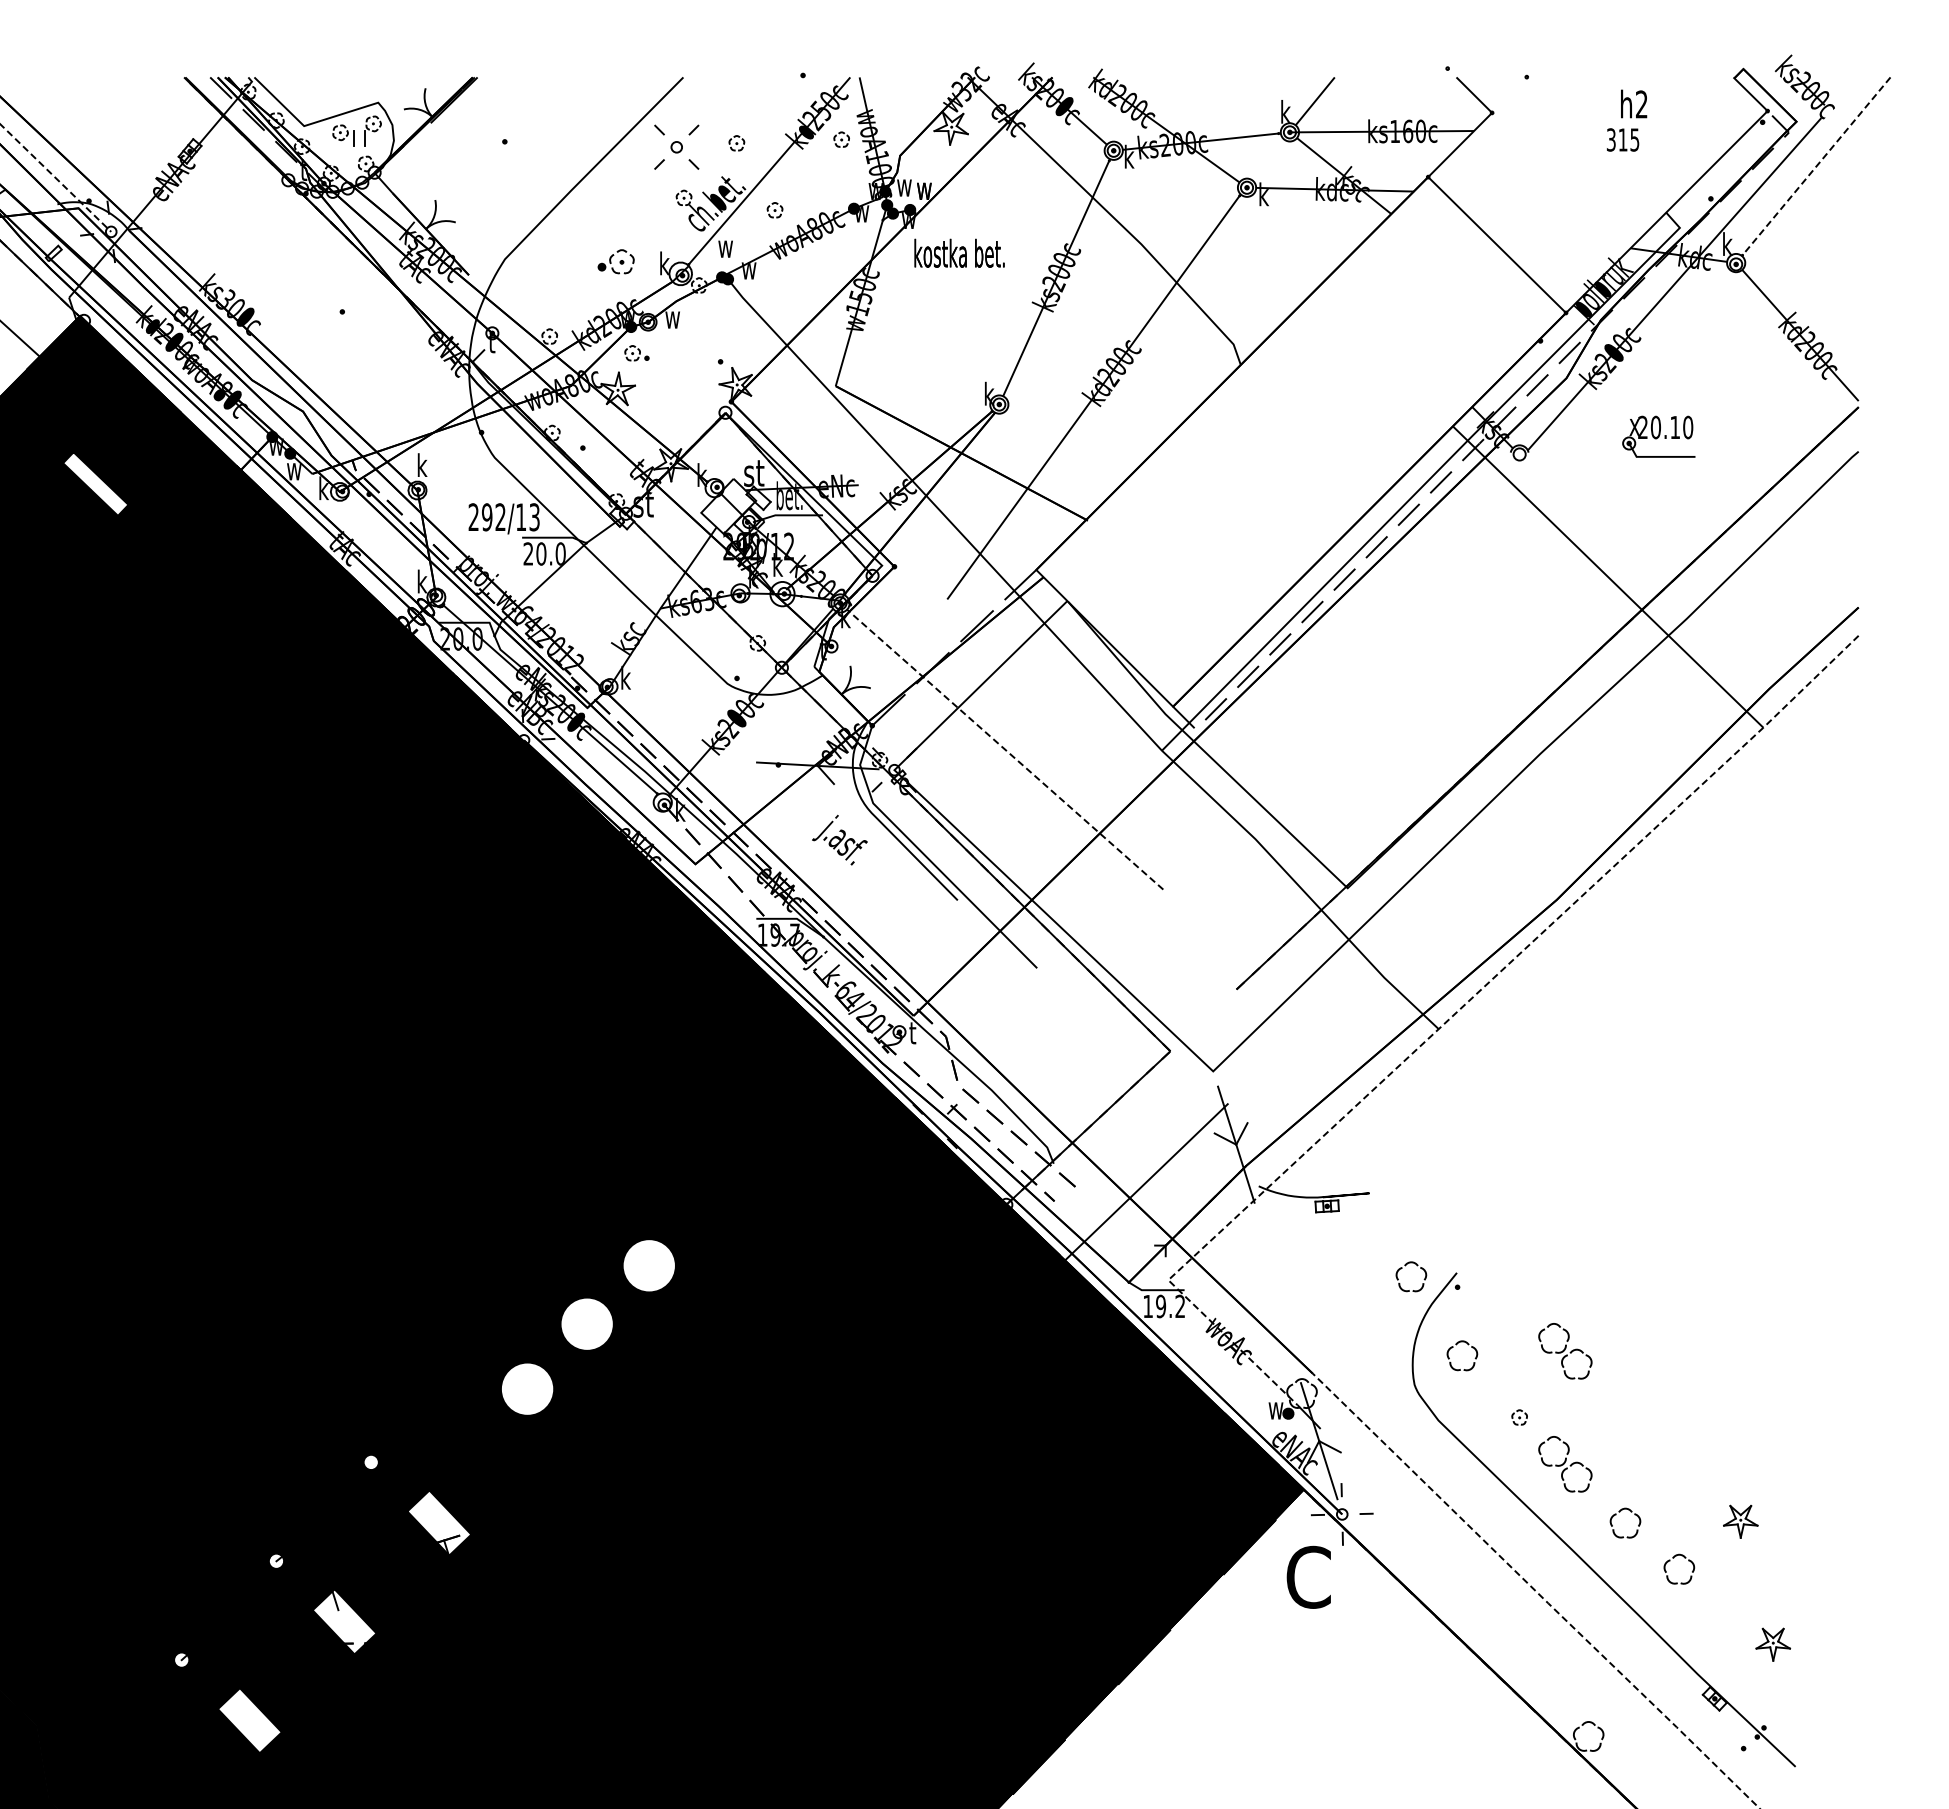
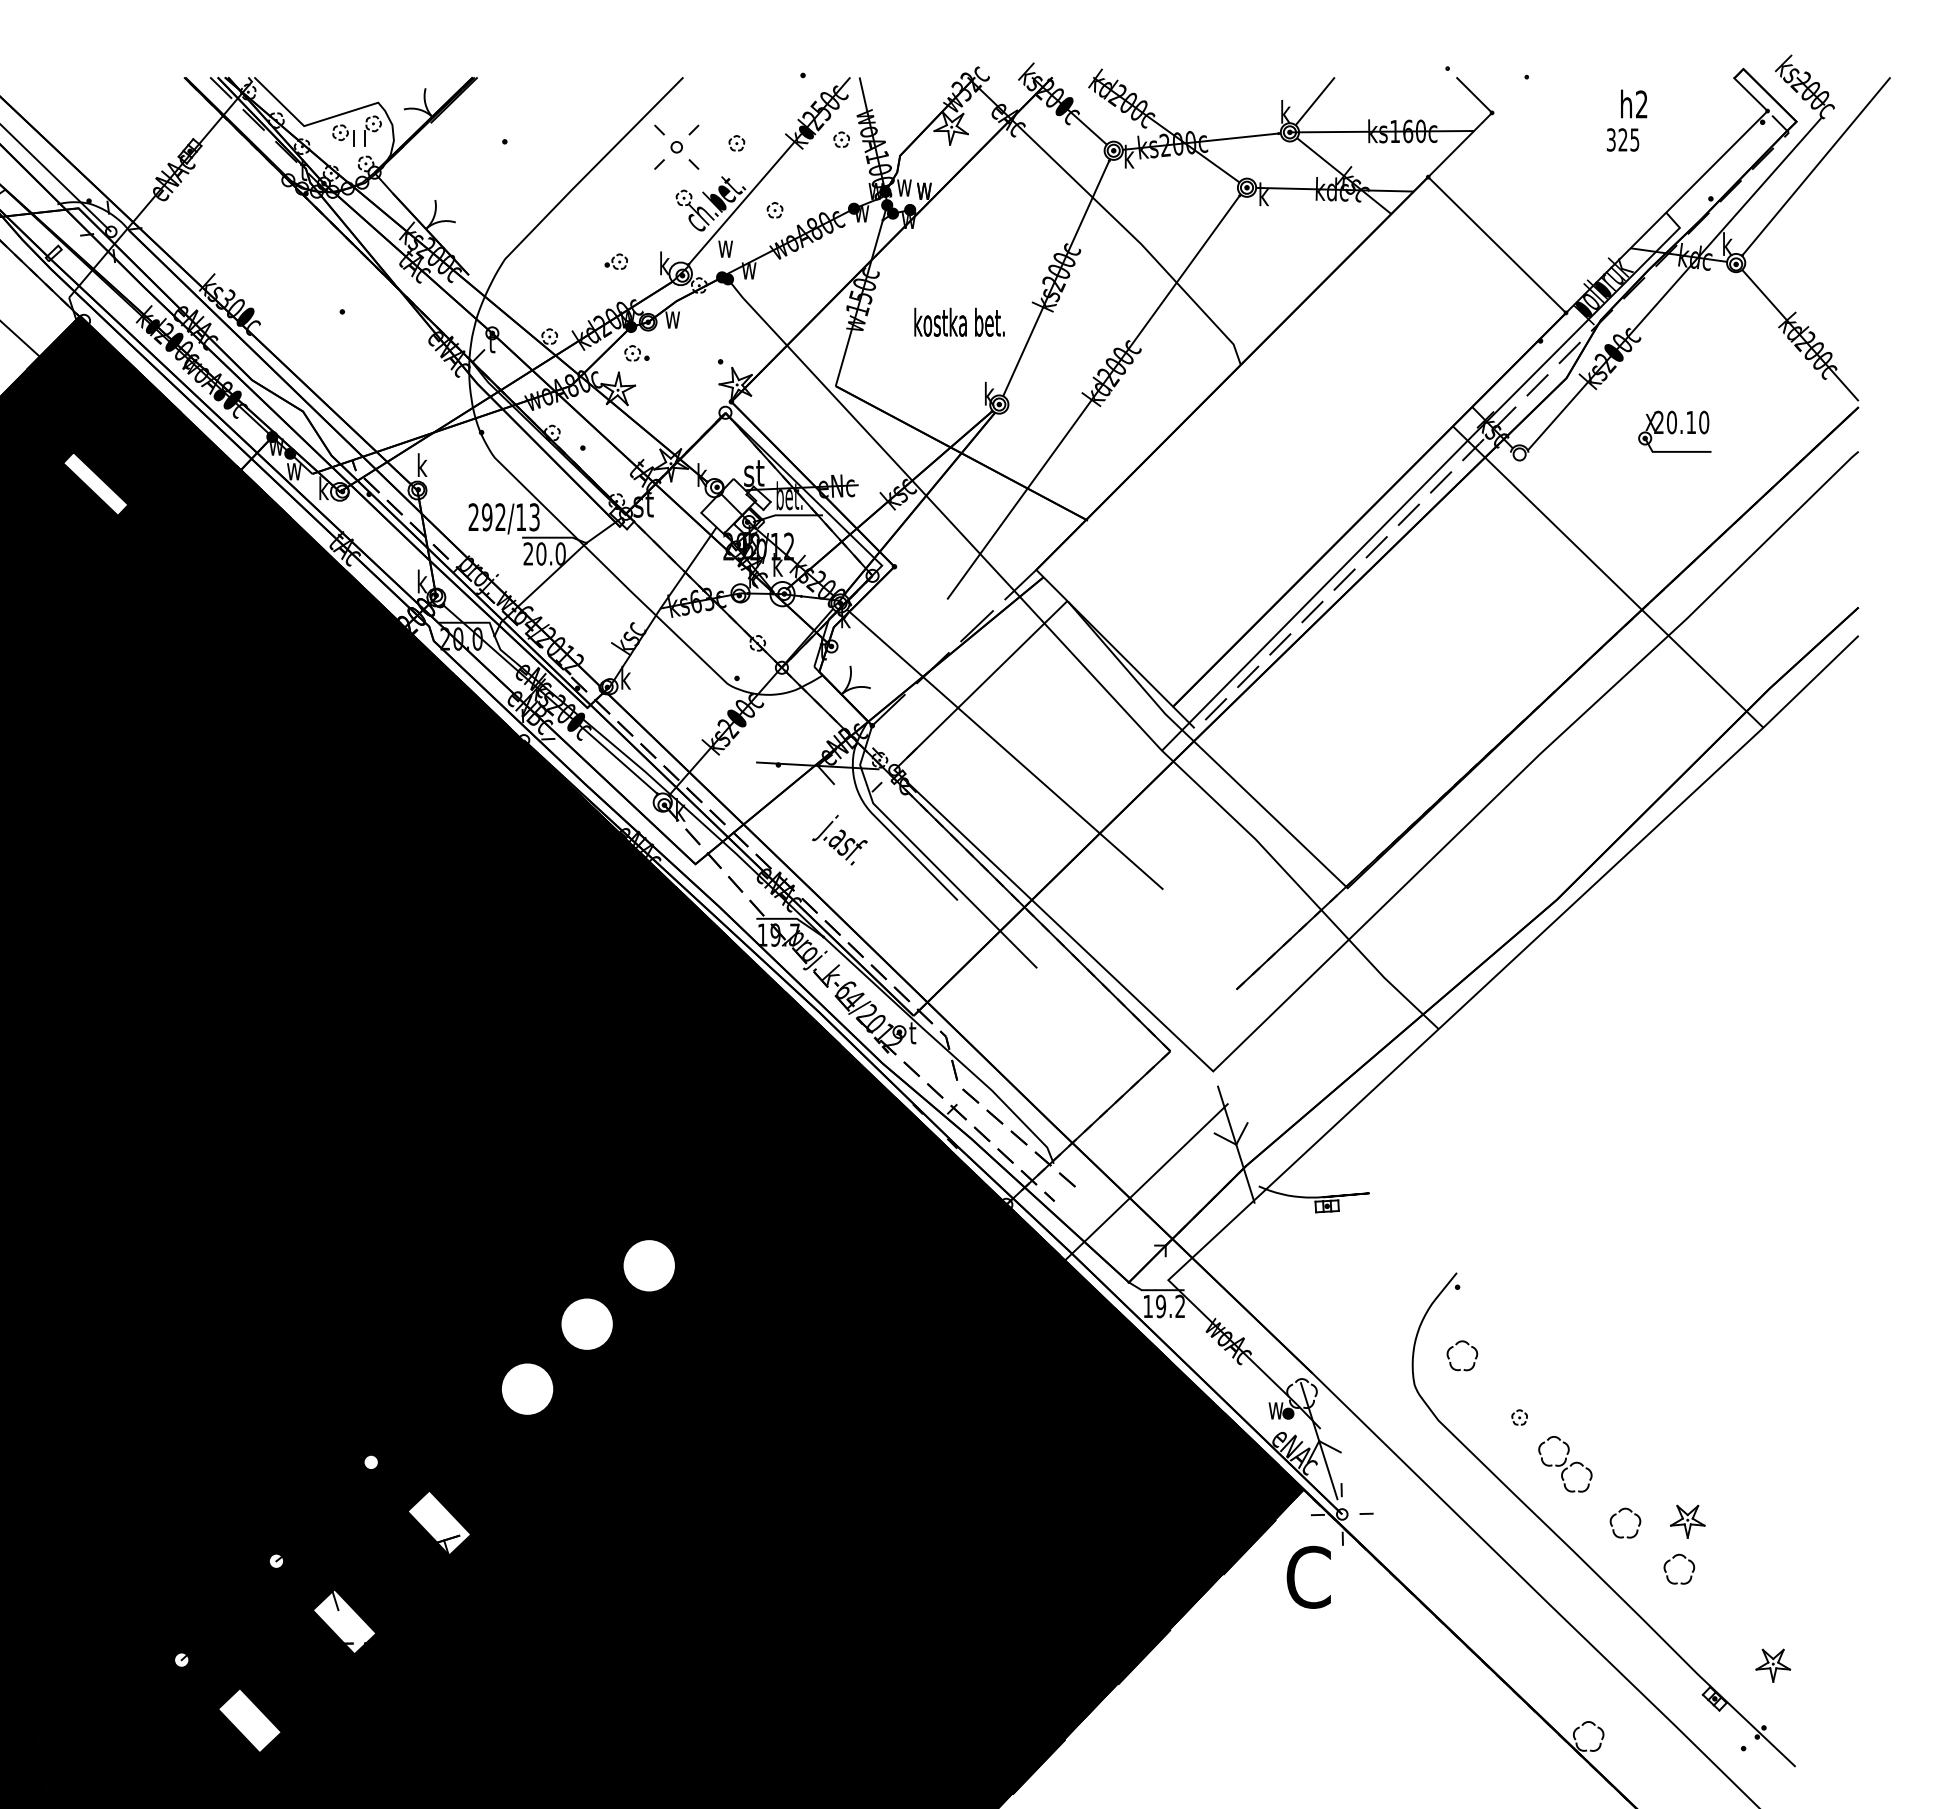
text: 315 -> 325 (1622, 139)
line: dashed -> solid (1816, 166)
line: dashed -> solid (56, 178)
text position: (959, 252) -> (959, 321) (959, 321)
part size: 38x26 px -> 24x17 px (615, 261)
part position: (1658, 436) -> (1674, 431) (1674, 431)
line: dashed -> solid (1004, 749)
line: dashed -> solid (1448, 1020)
part: present -> none (1405, 1266)
part: present -> none (1565, 1351)
part position: (1740, 1521) -> (1687, 1521) (1687, 1521)
line: dashed -> solid (1536, 1591)
part position: (1773, 1644) -> (1773, 1665) (1773, 1665)
